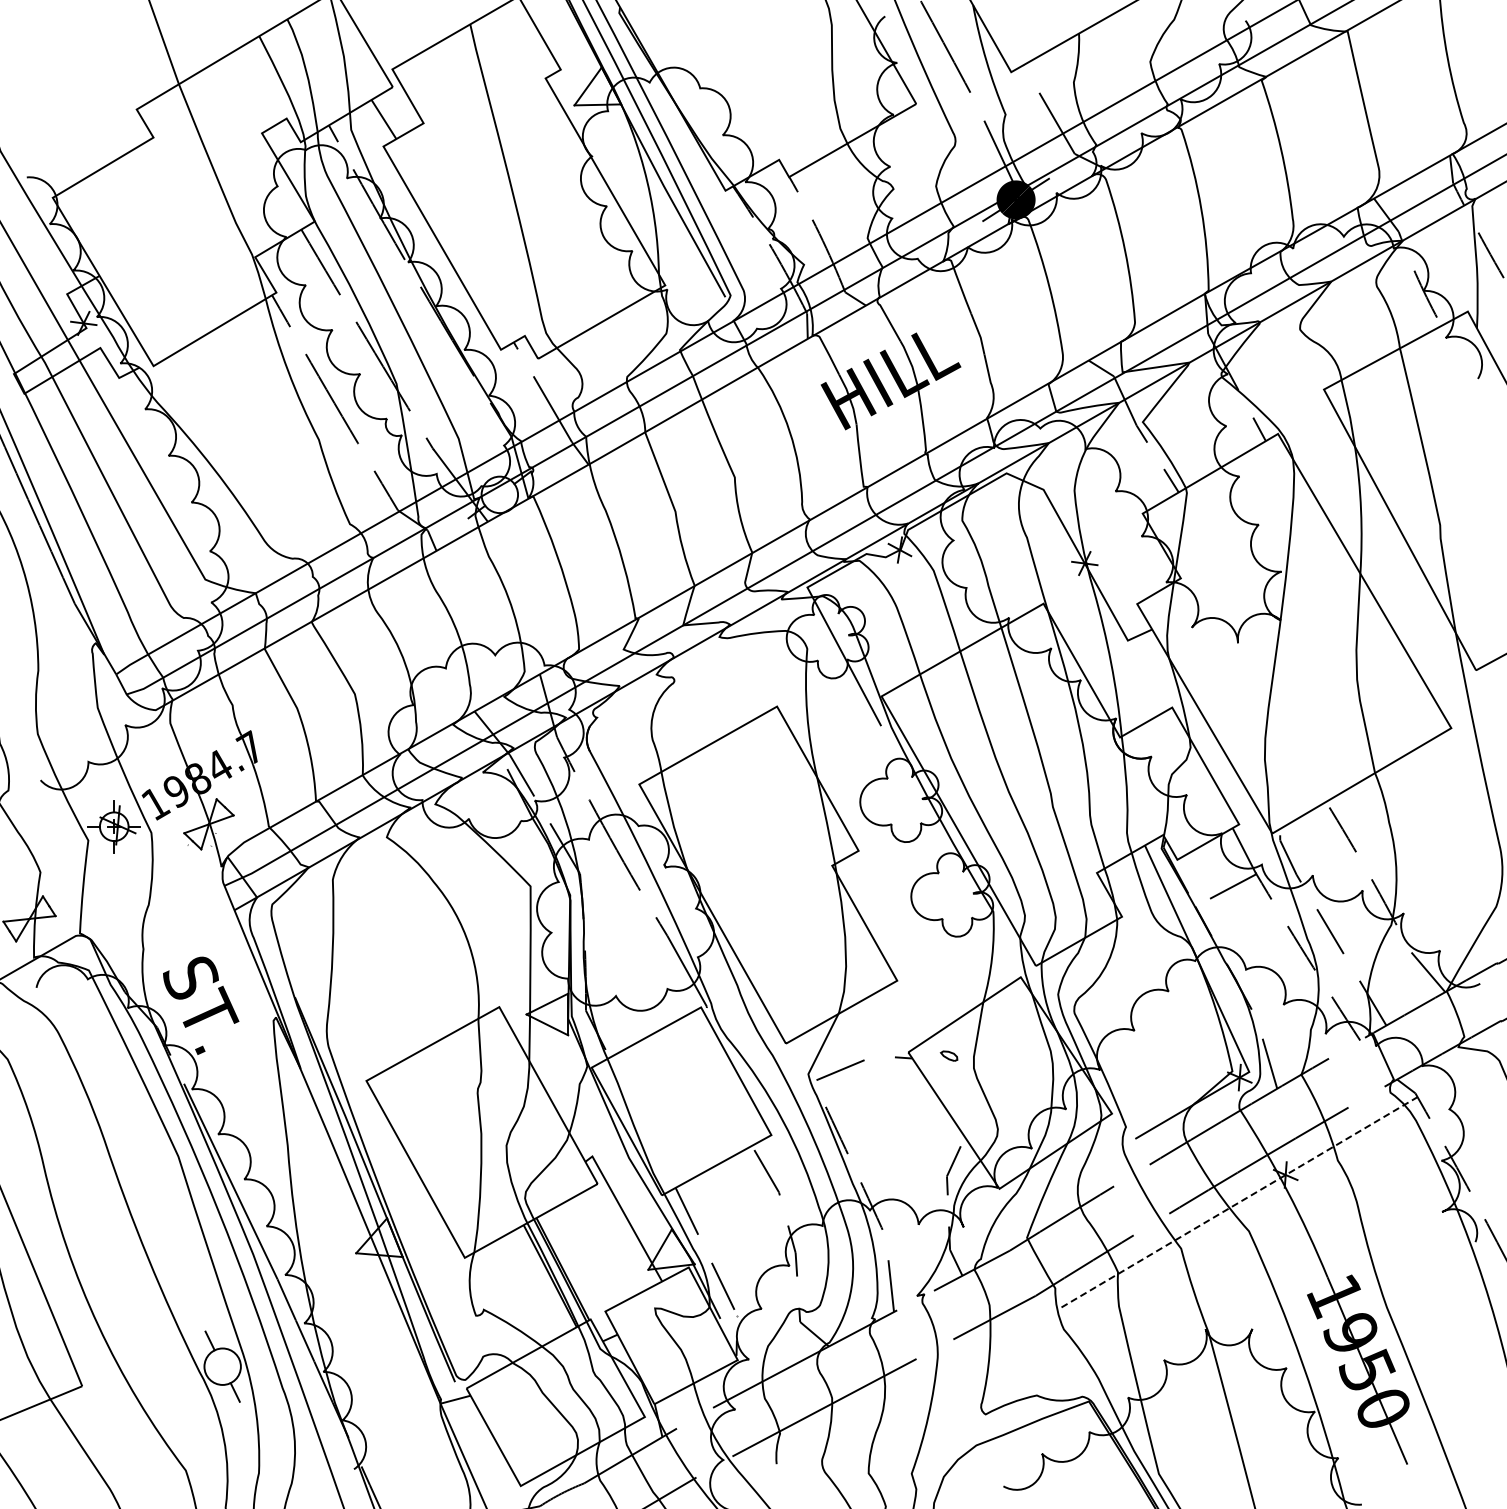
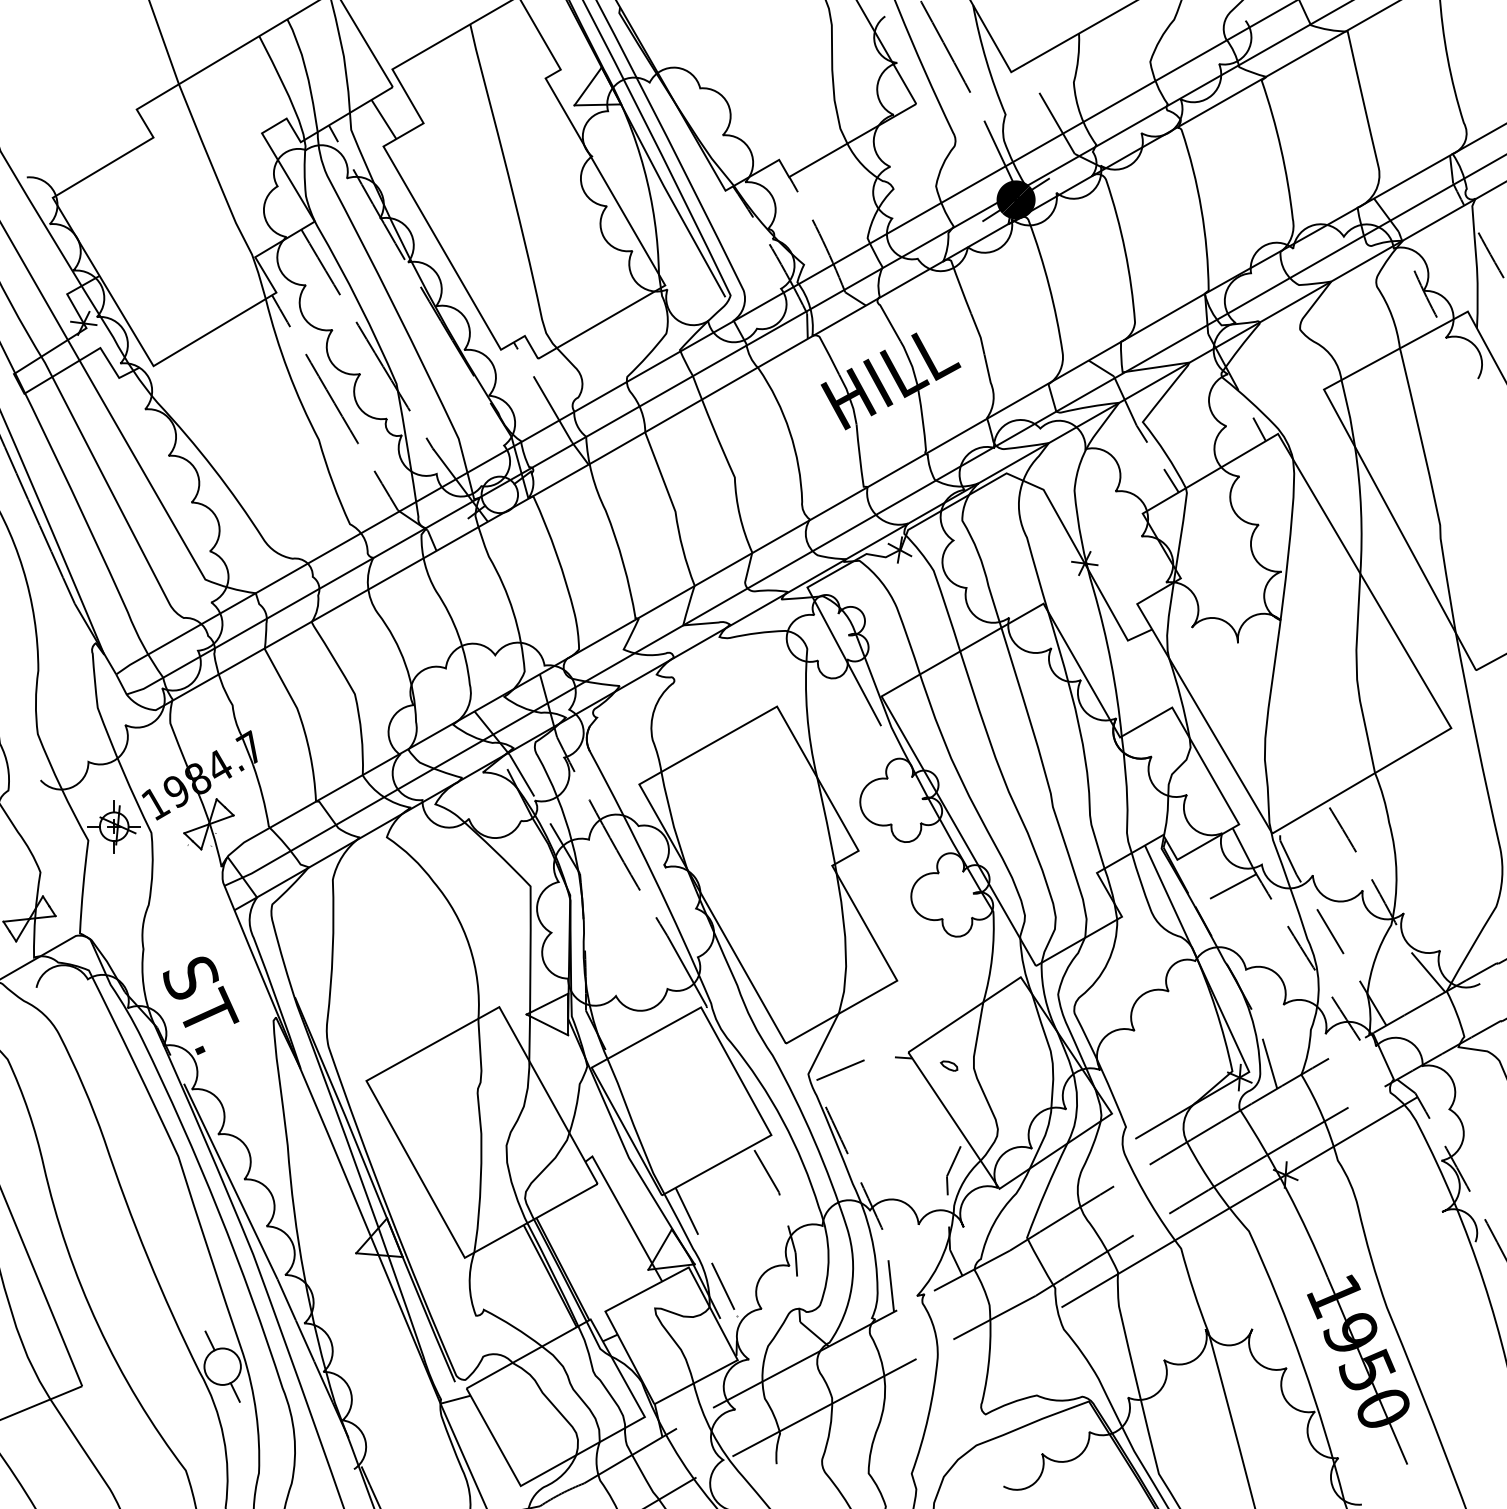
part position: (948, 1055) -> (948, 1065) (948, 1065)
line: dashed -> solid (1239, 1202)
